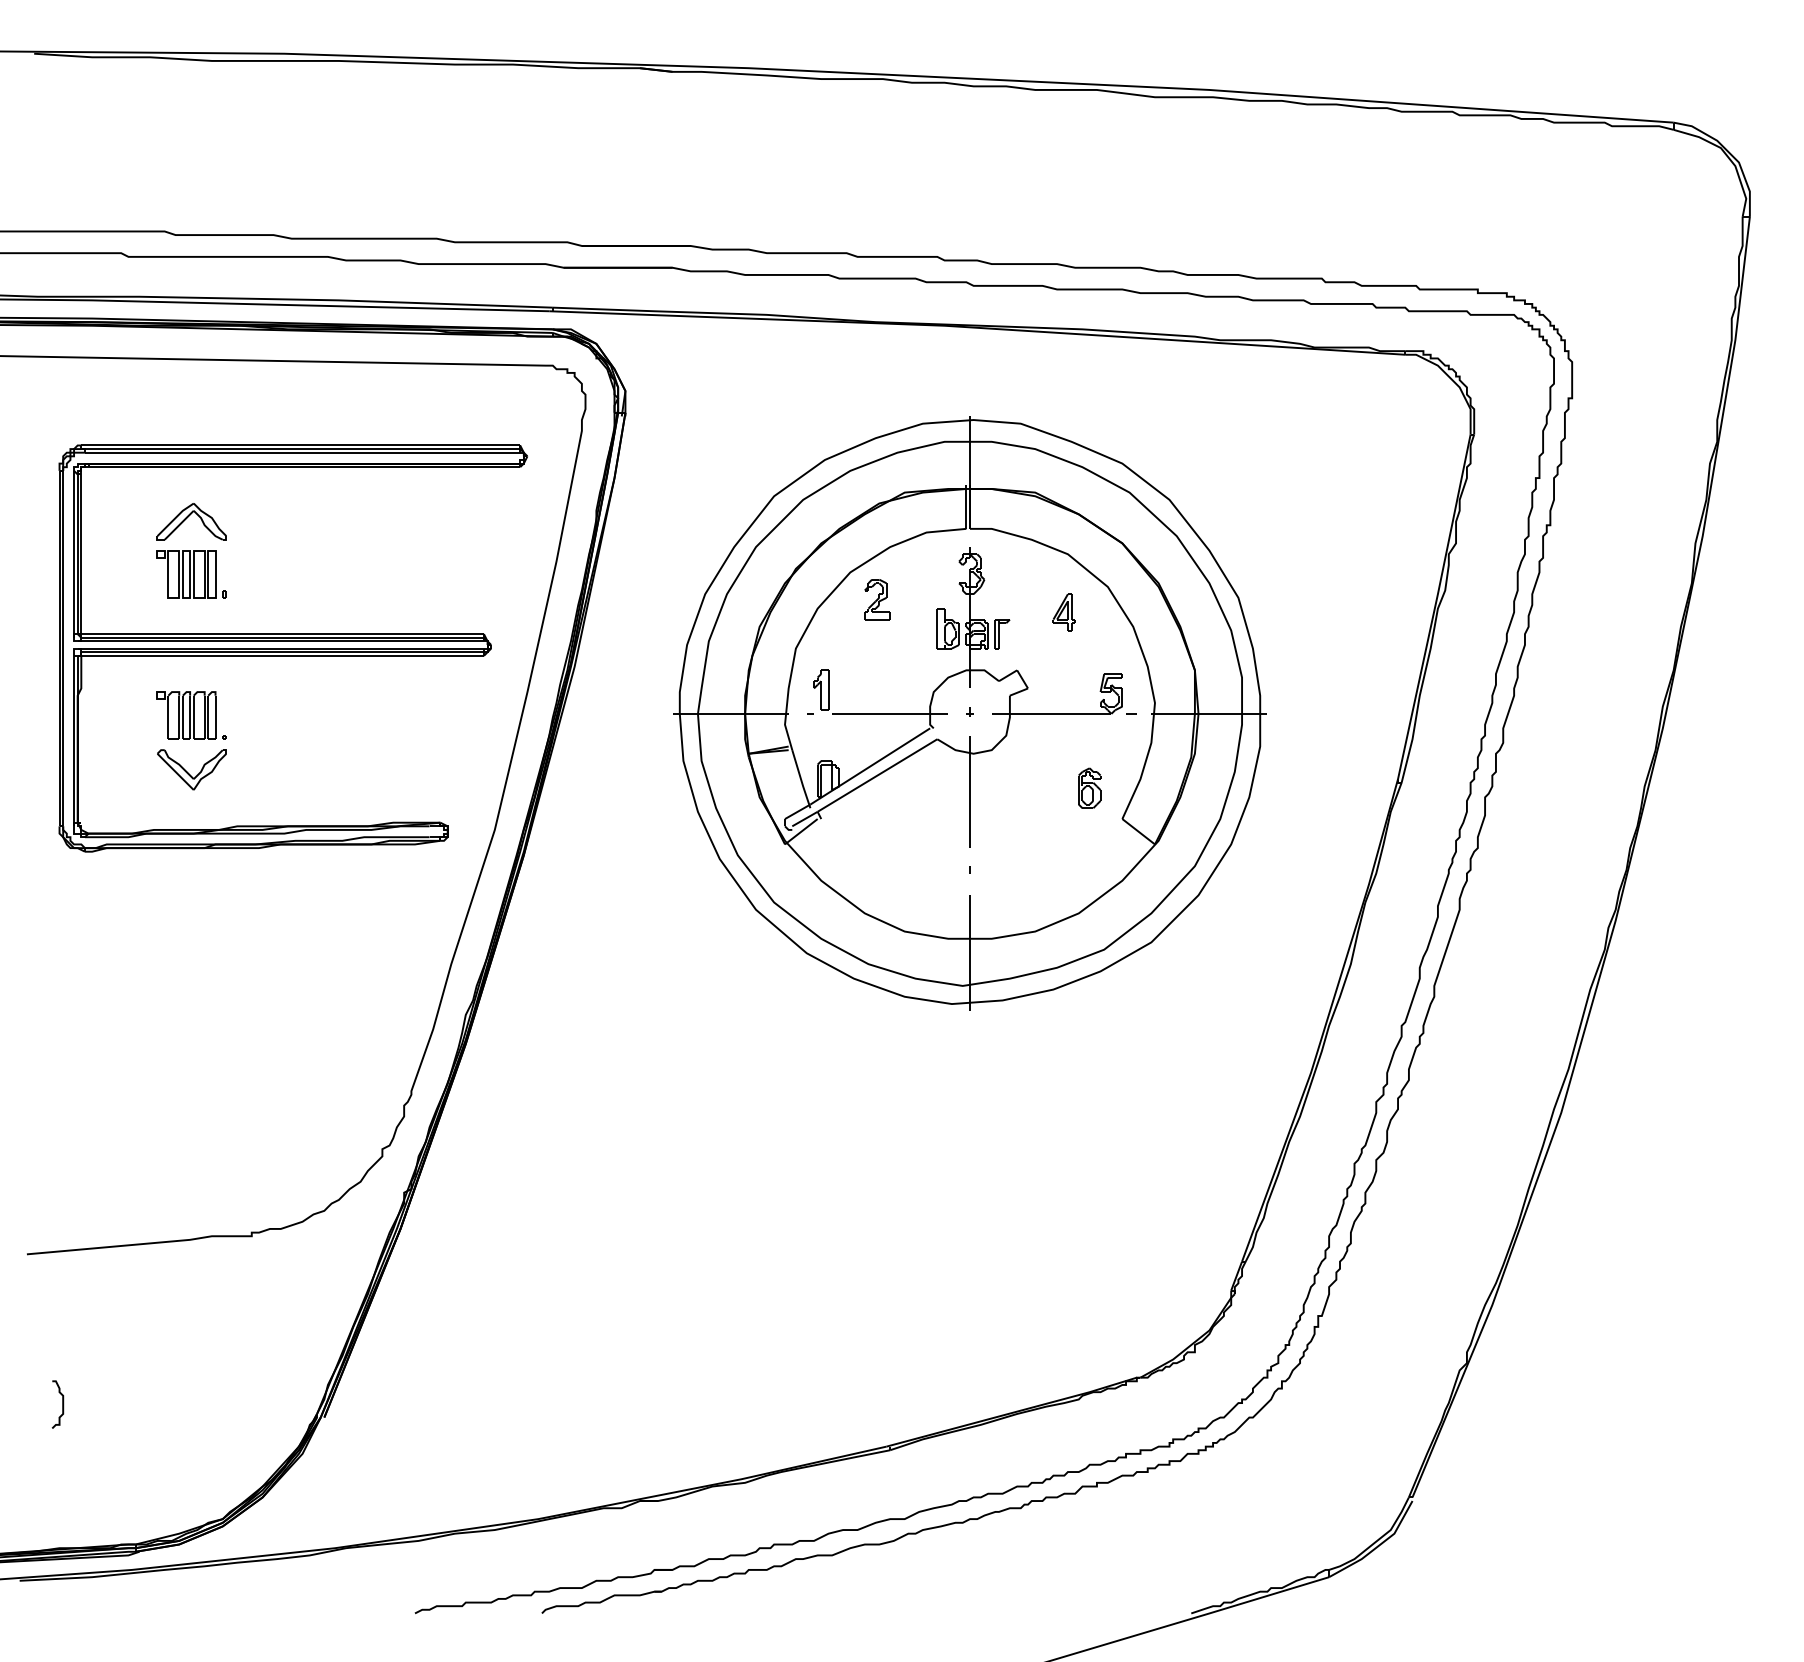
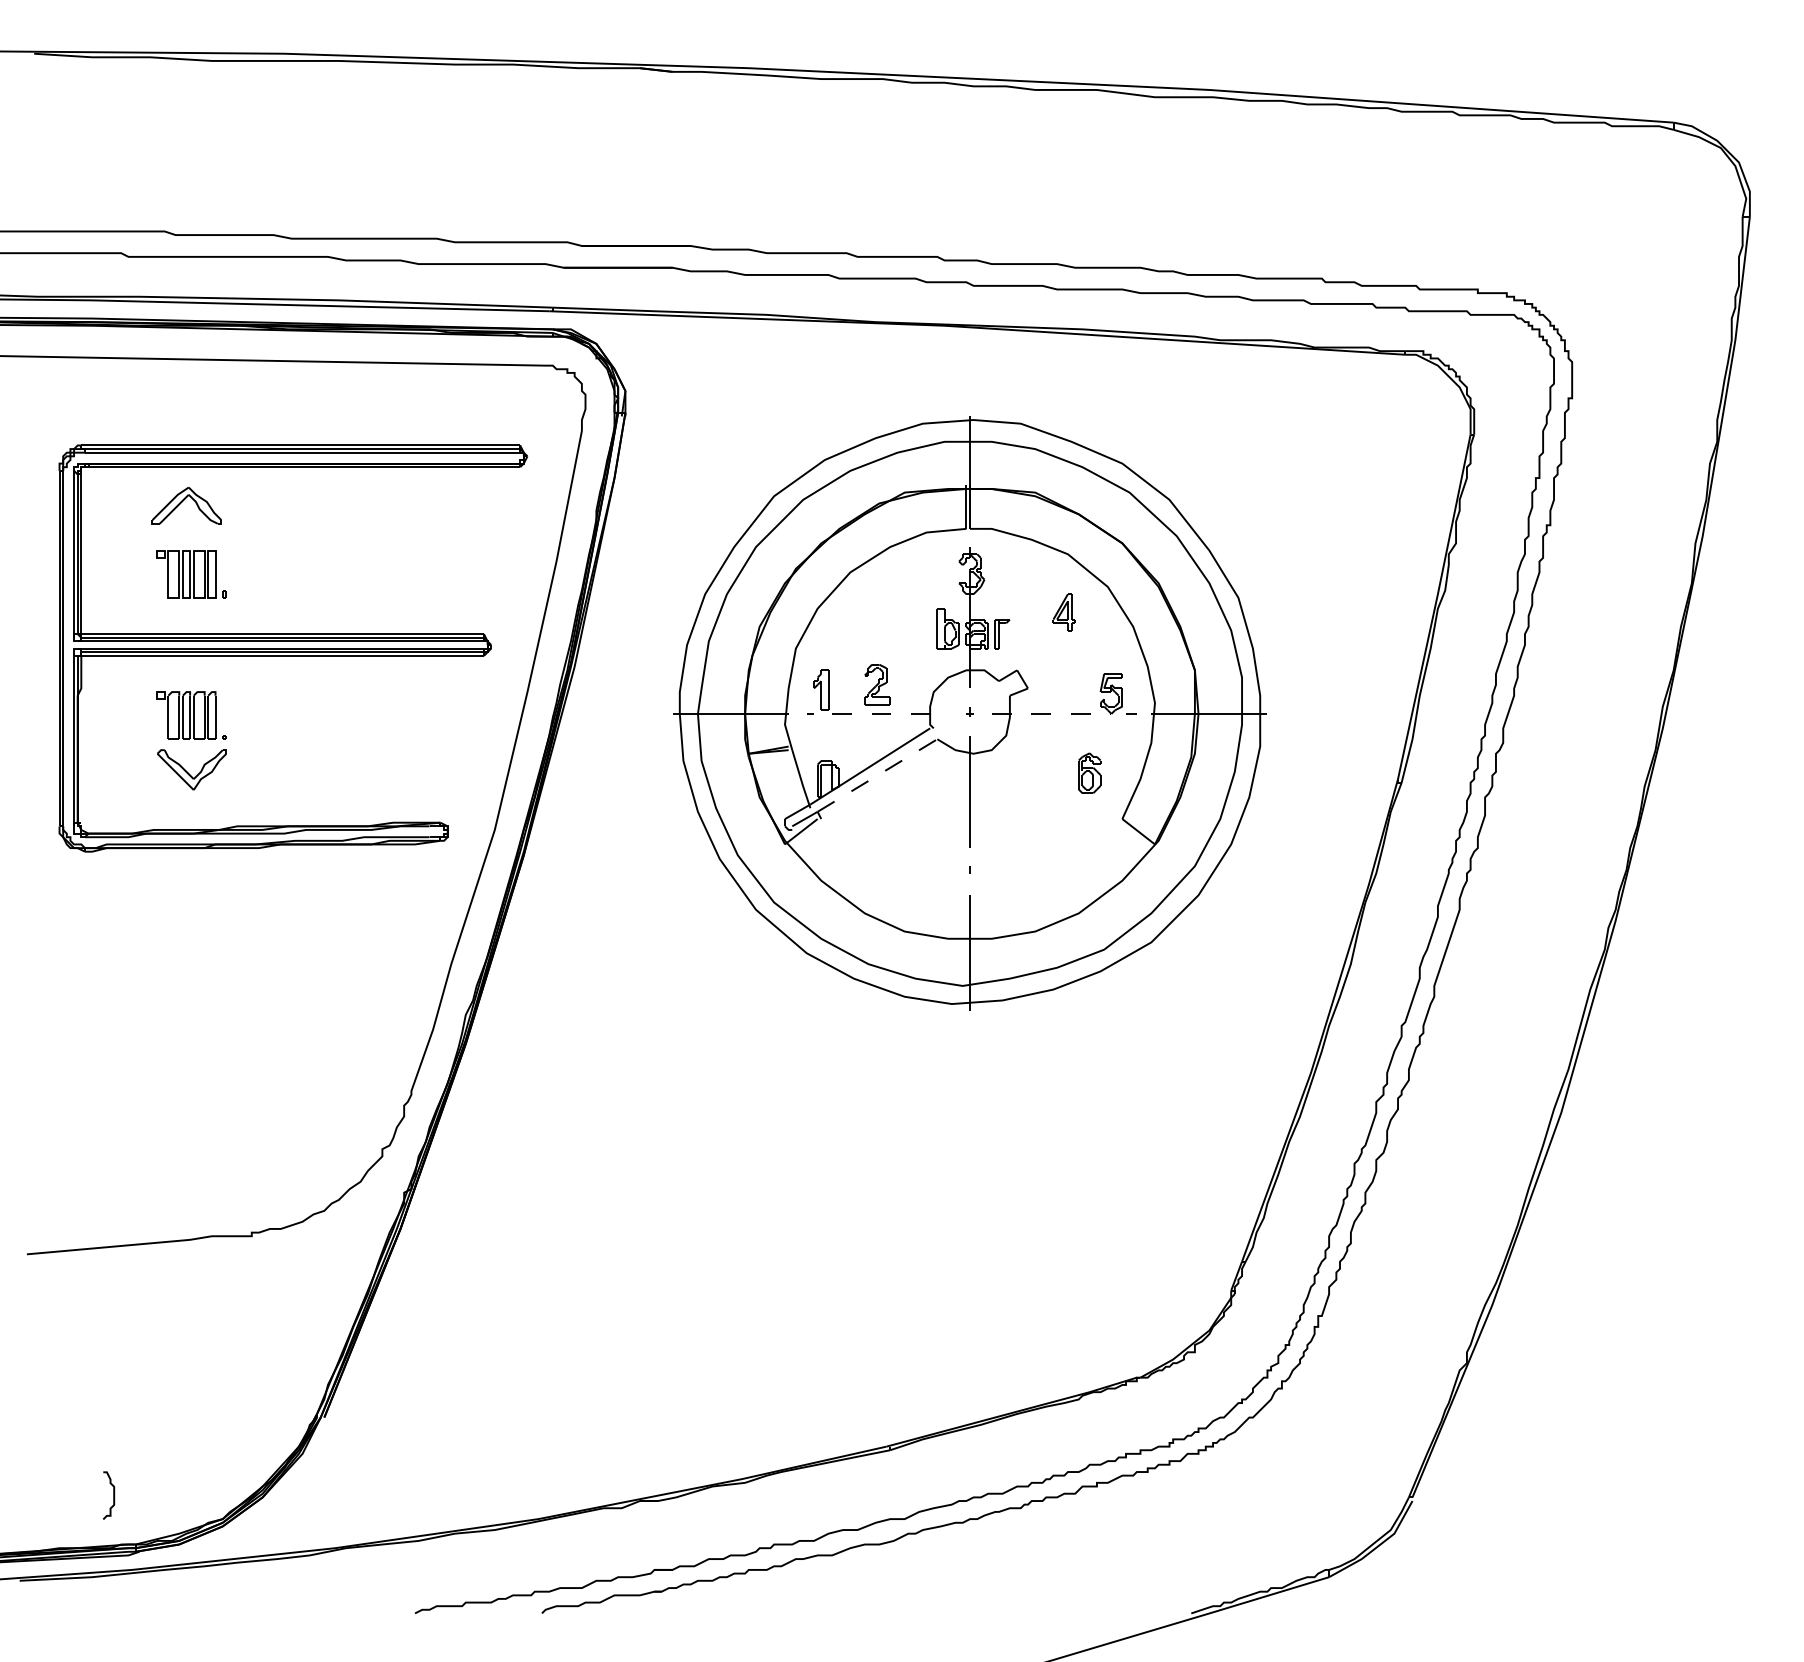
part position: (191, 521) -> (186, 505) (186, 505)
part position: (877, 599) -> (877, 684) (877, 684)
line: solid -> dashed (890, 713)
line: solid -> dashed (1051, 713)
line: solid -> dashed (877, 775)
part position: (1089, 787) -> (1089, 772) (1089, 772)
curve position: (62, 1404) -> (113, 1495) (113, 1495)
